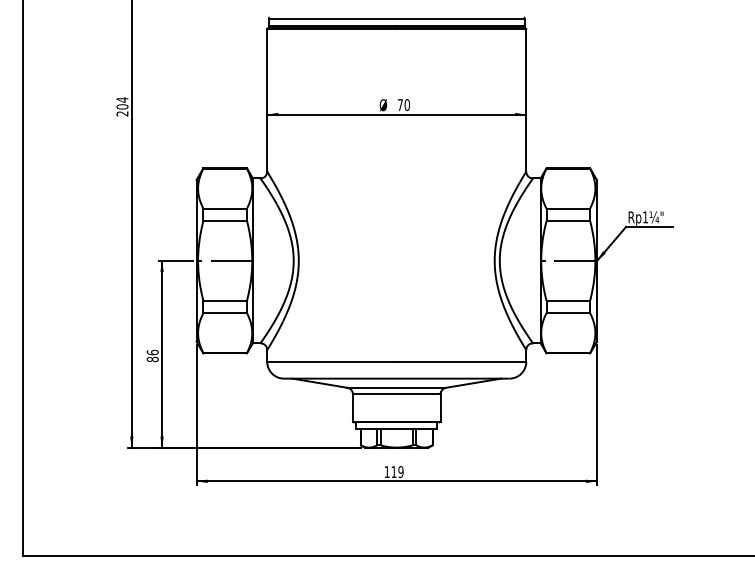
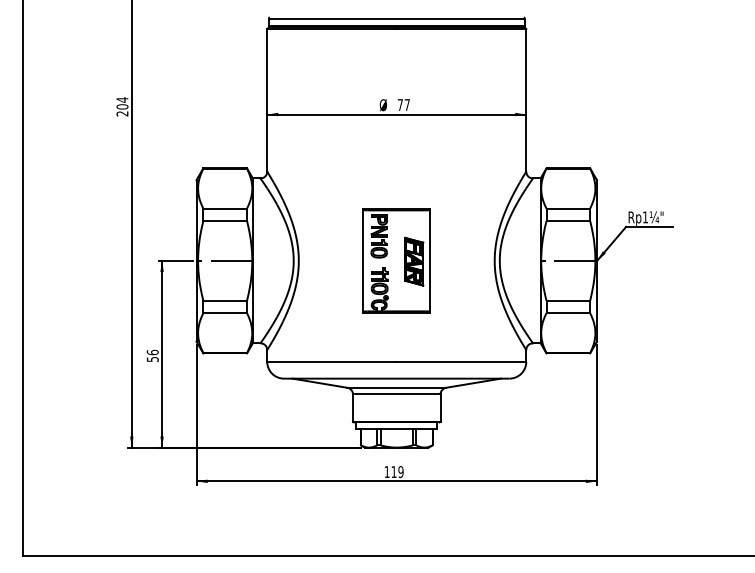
text: 70 -> 77 (406, 105)
part: none -> present (396, 260)
text: 86 -> 56 (152, 359)
